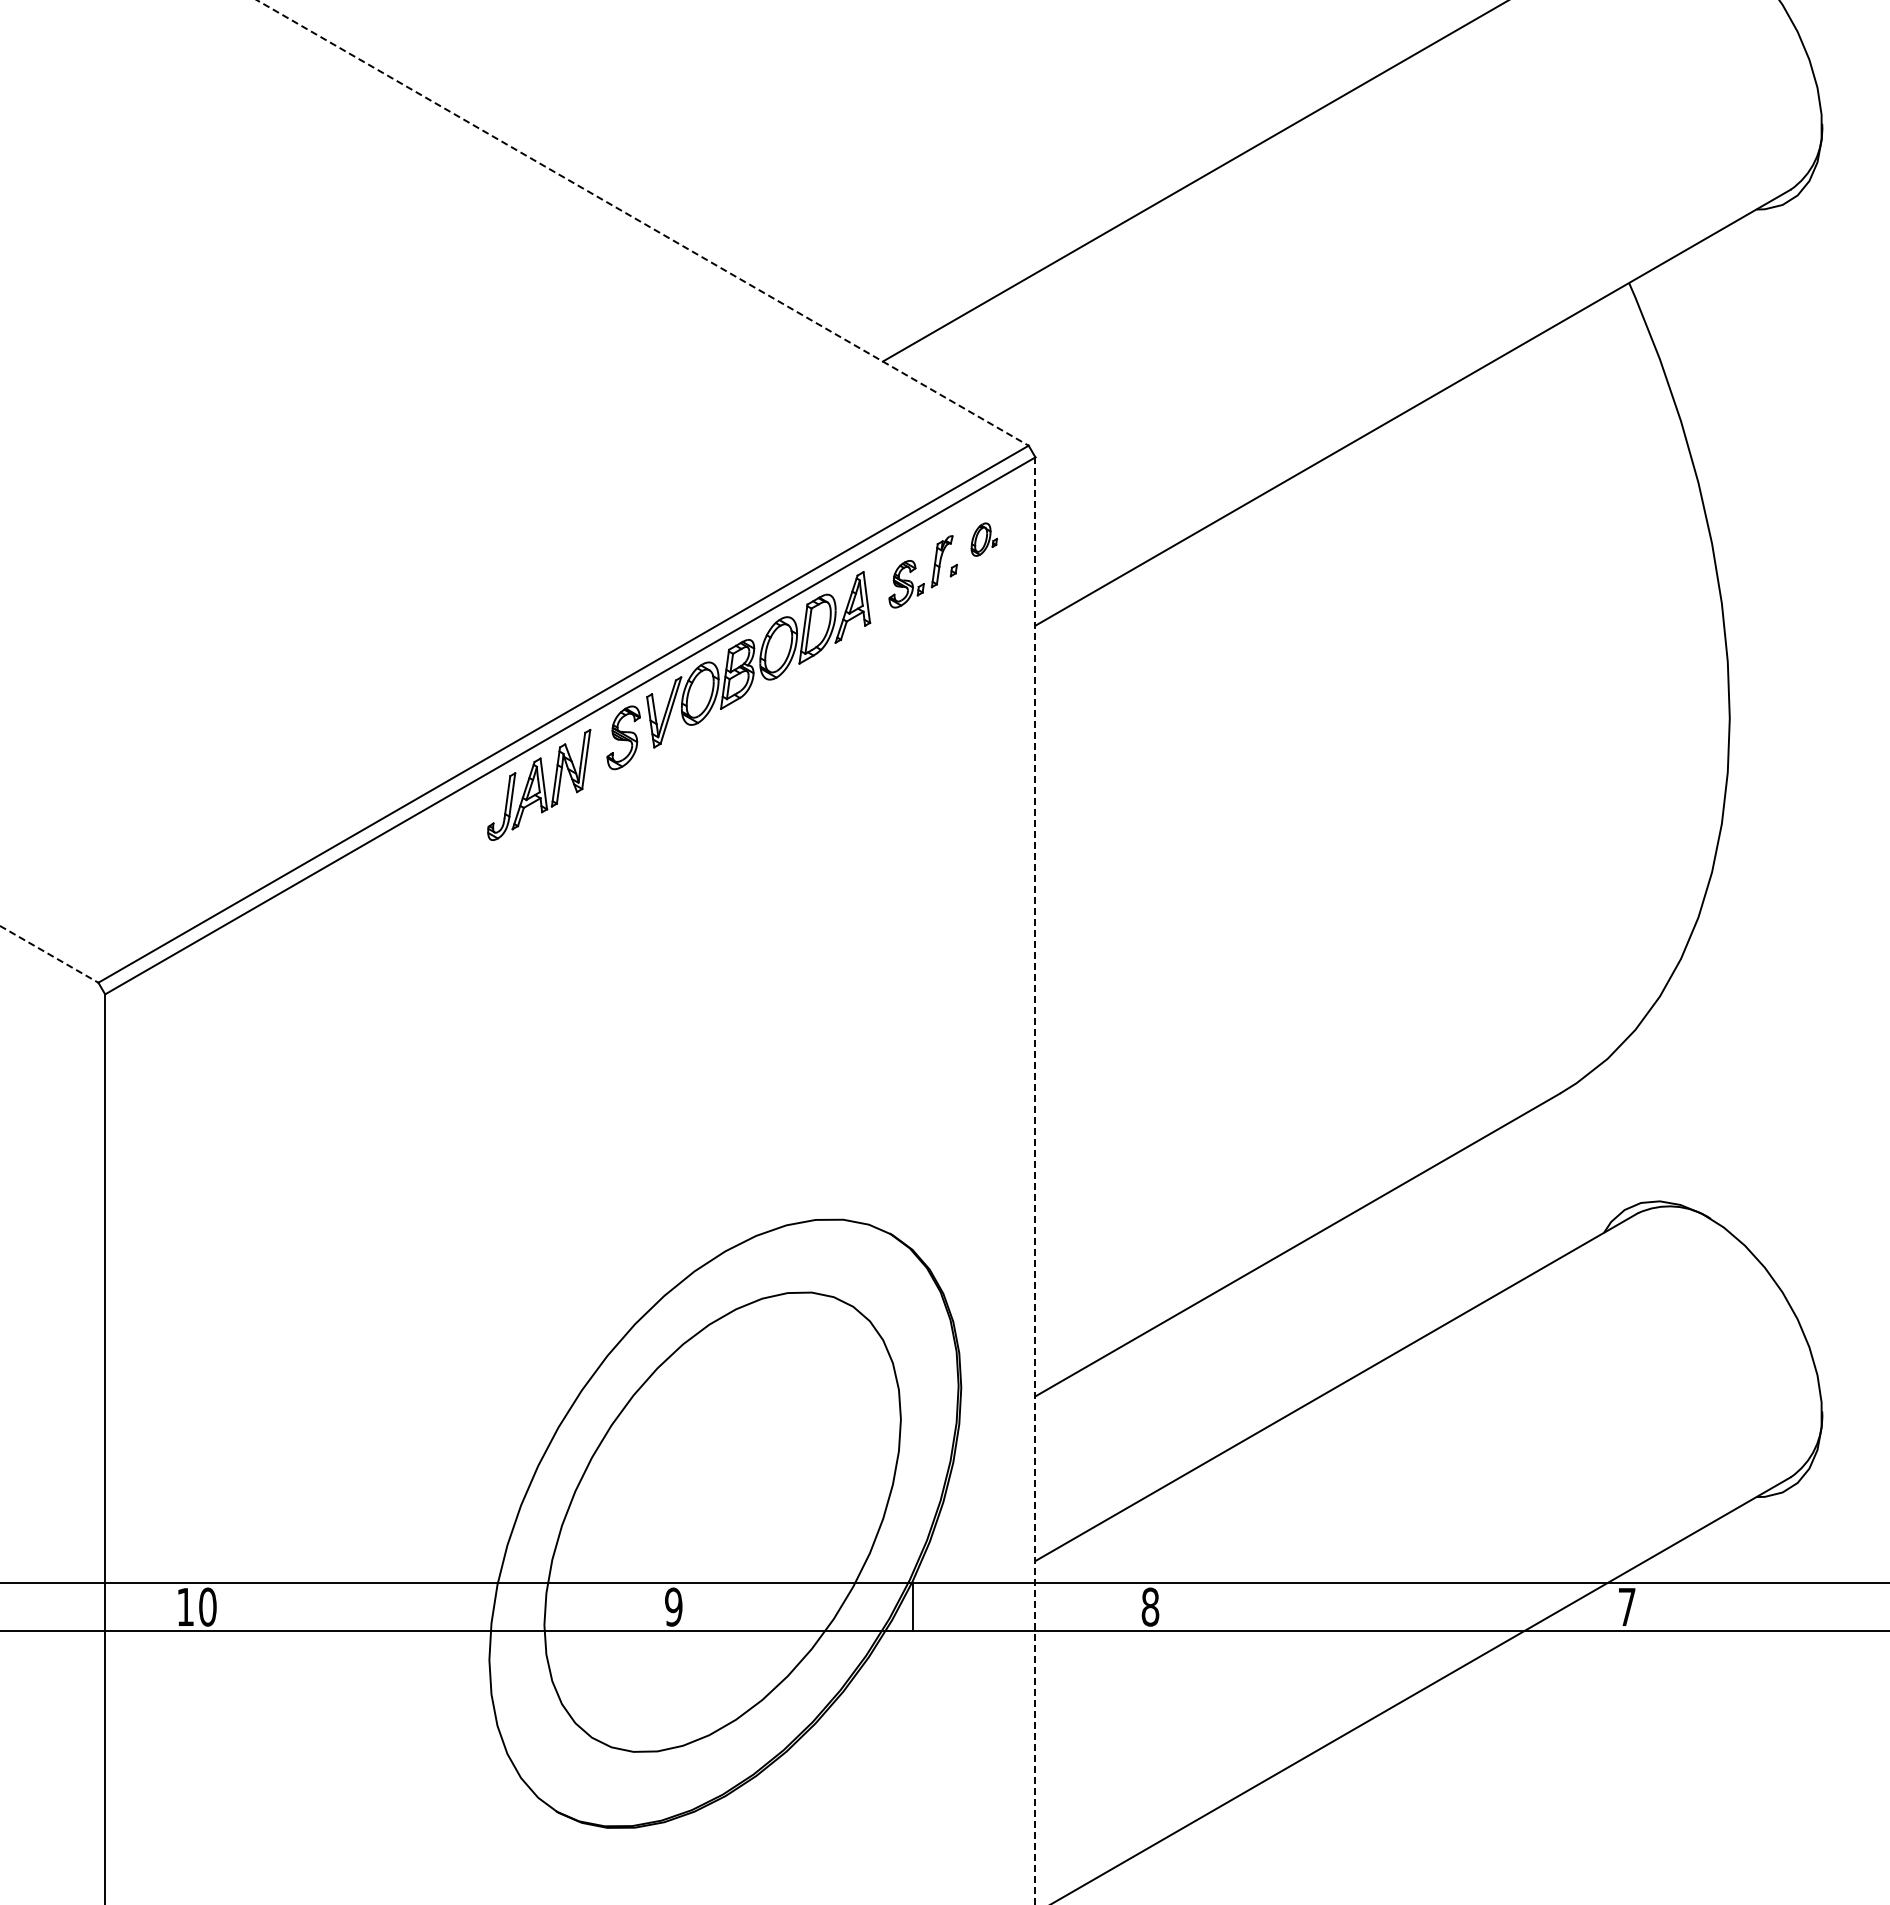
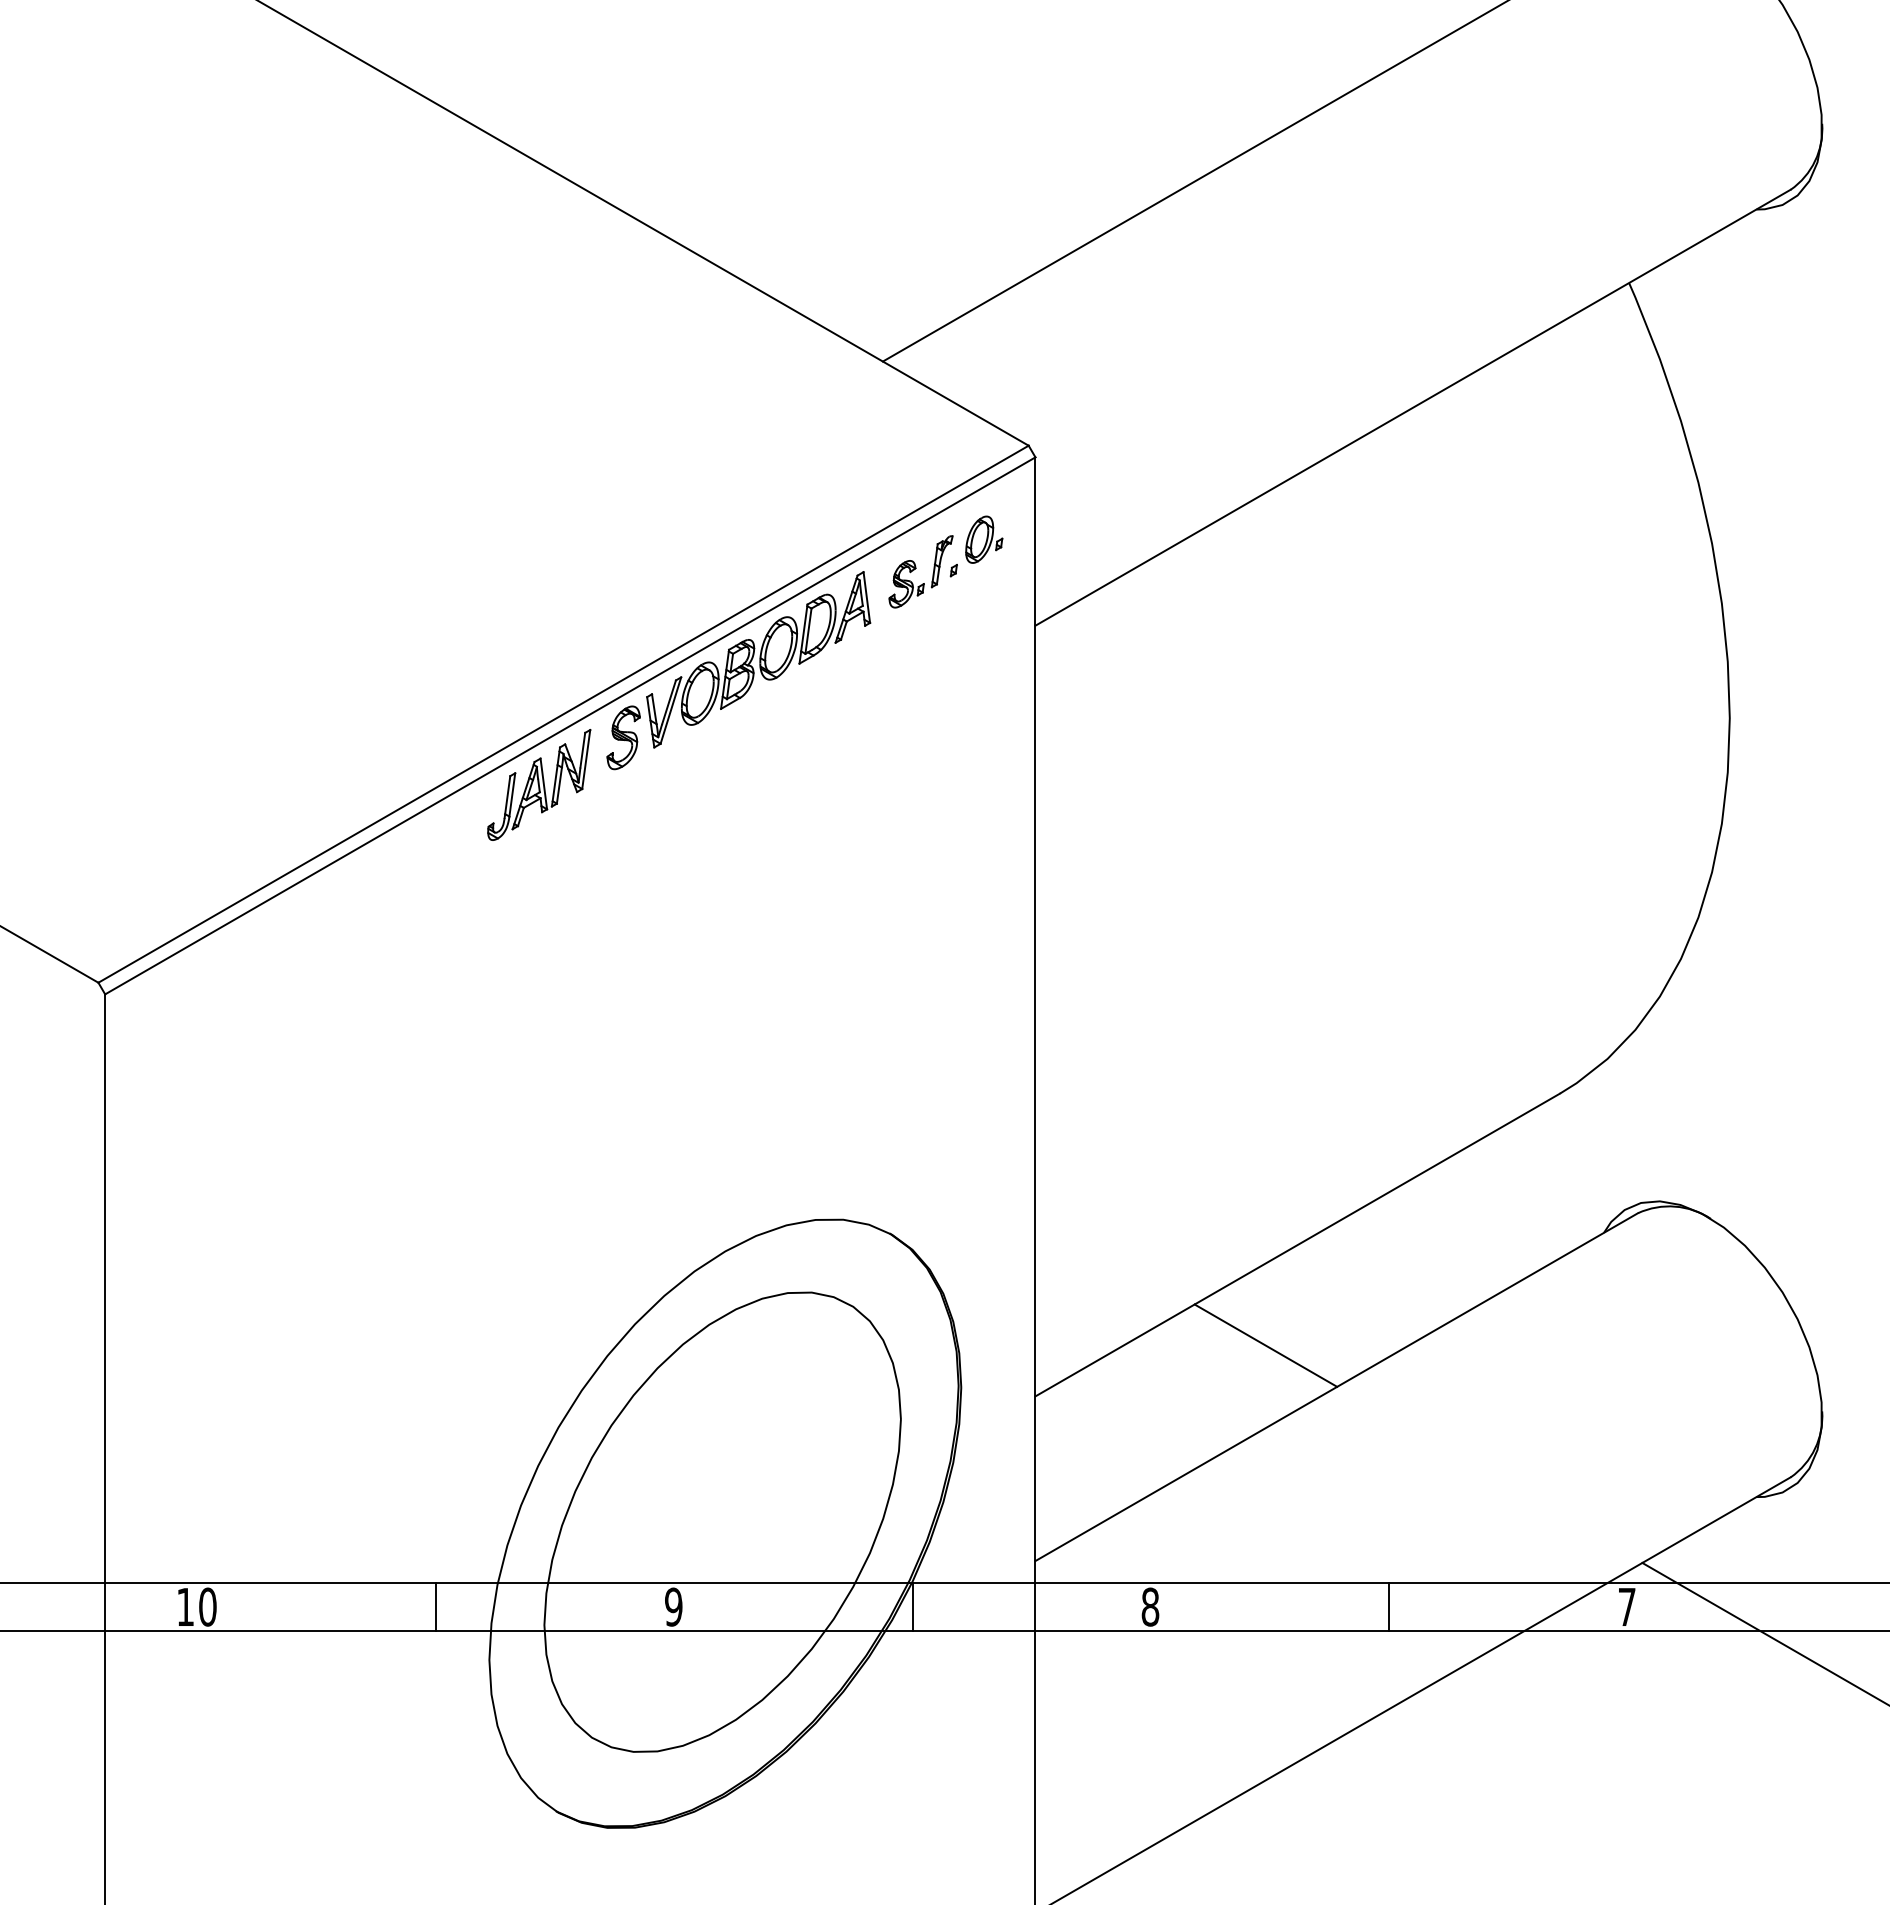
line: dashed -> solid (643, 223)
part size: 28x35 px -> 39x49 px (984, 539)
line: dashed -> solid (49, 954)
line: dashed -> solid (1035, 1181)
line: none -> present (1265, 1345)
line: none -> present (435, 1606)
line: none -> present (1389, 1606)
line: none -> present (1764, 1632)
